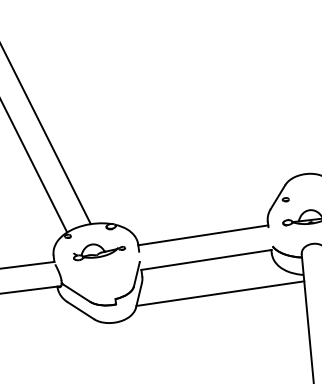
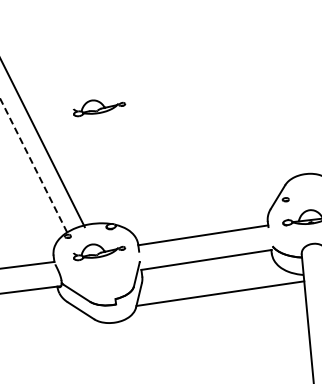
part: none -> present (99, 108)
line position: (46, 135) -> (43, 144) (43, 144)
line: solid -> dashed (33, 165)
